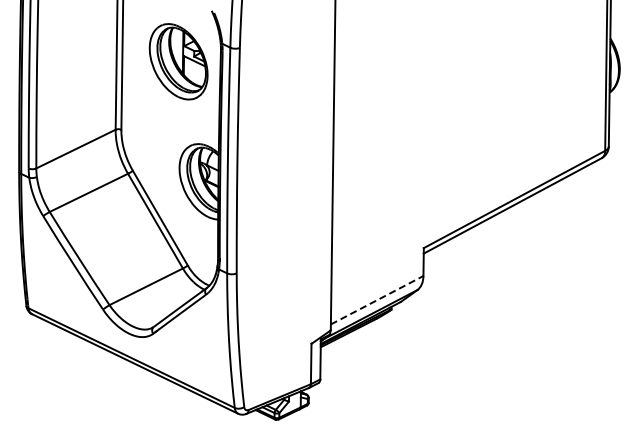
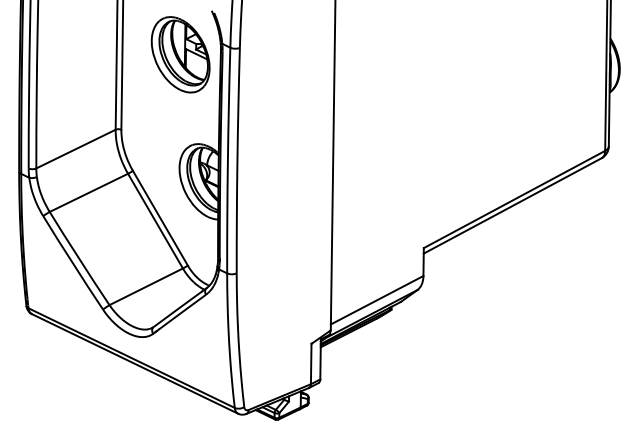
part position: (178, 61) -> (180, 54) (180, 54)
line: dashed -> solid (377, 300)
